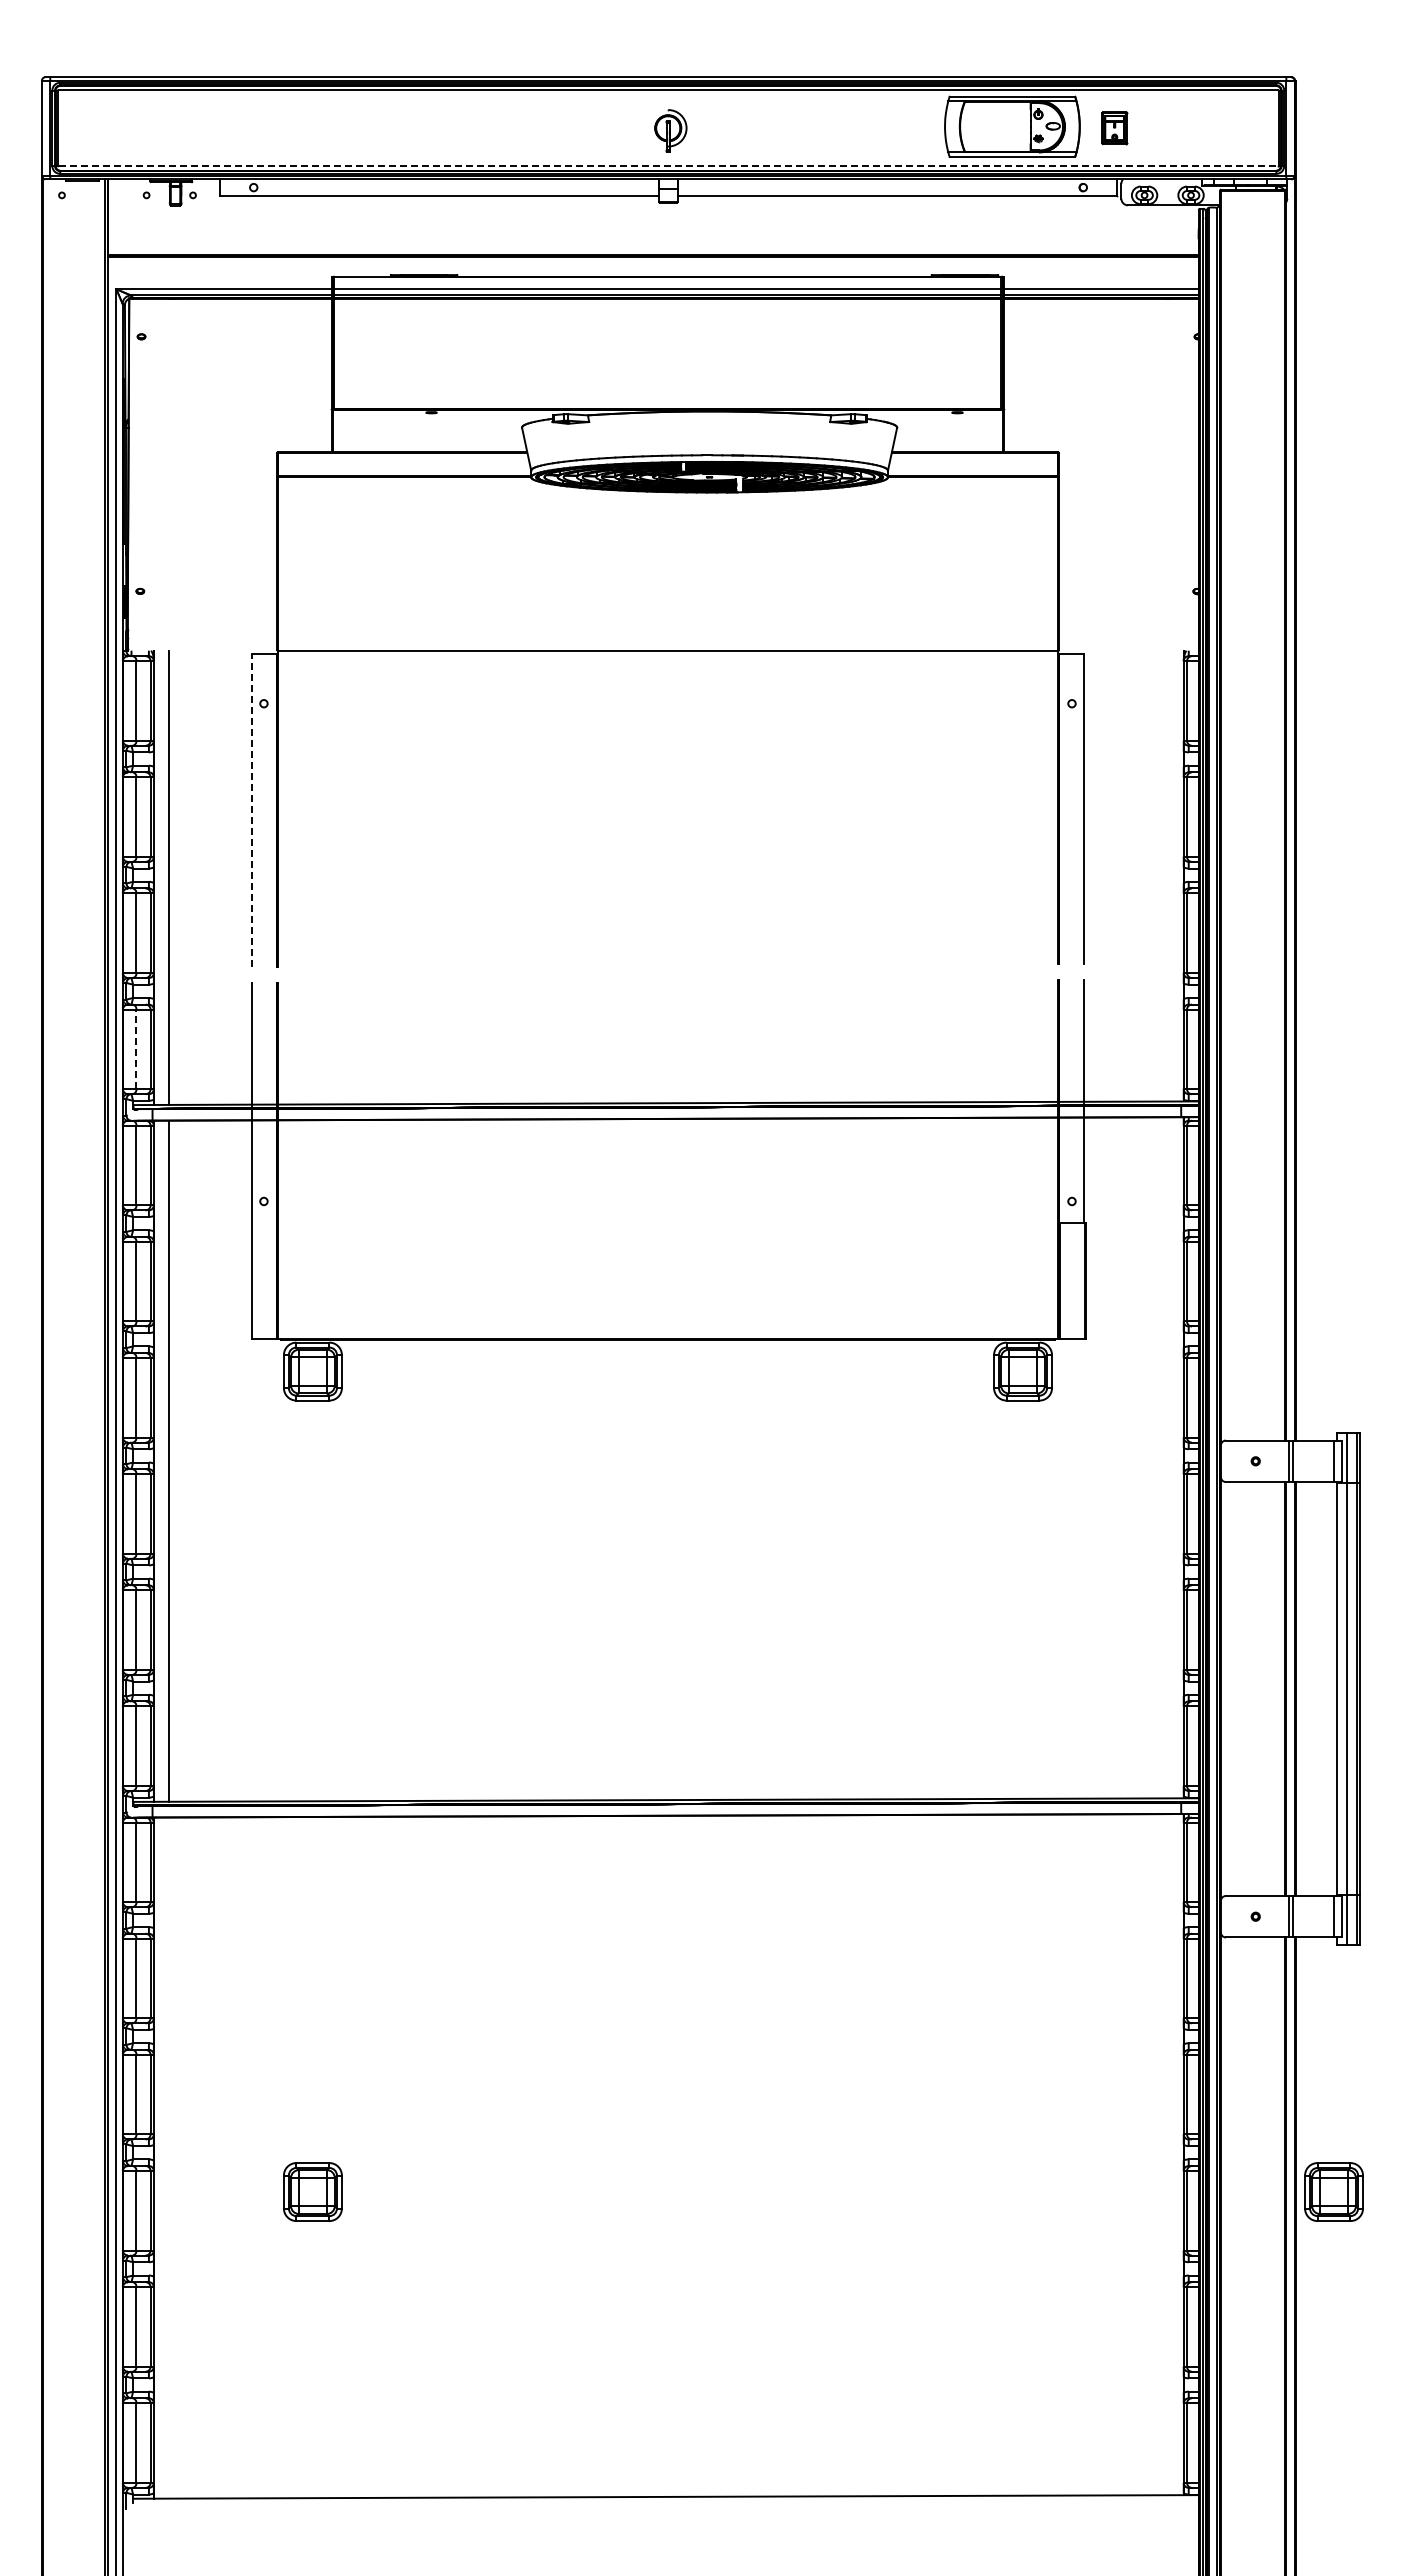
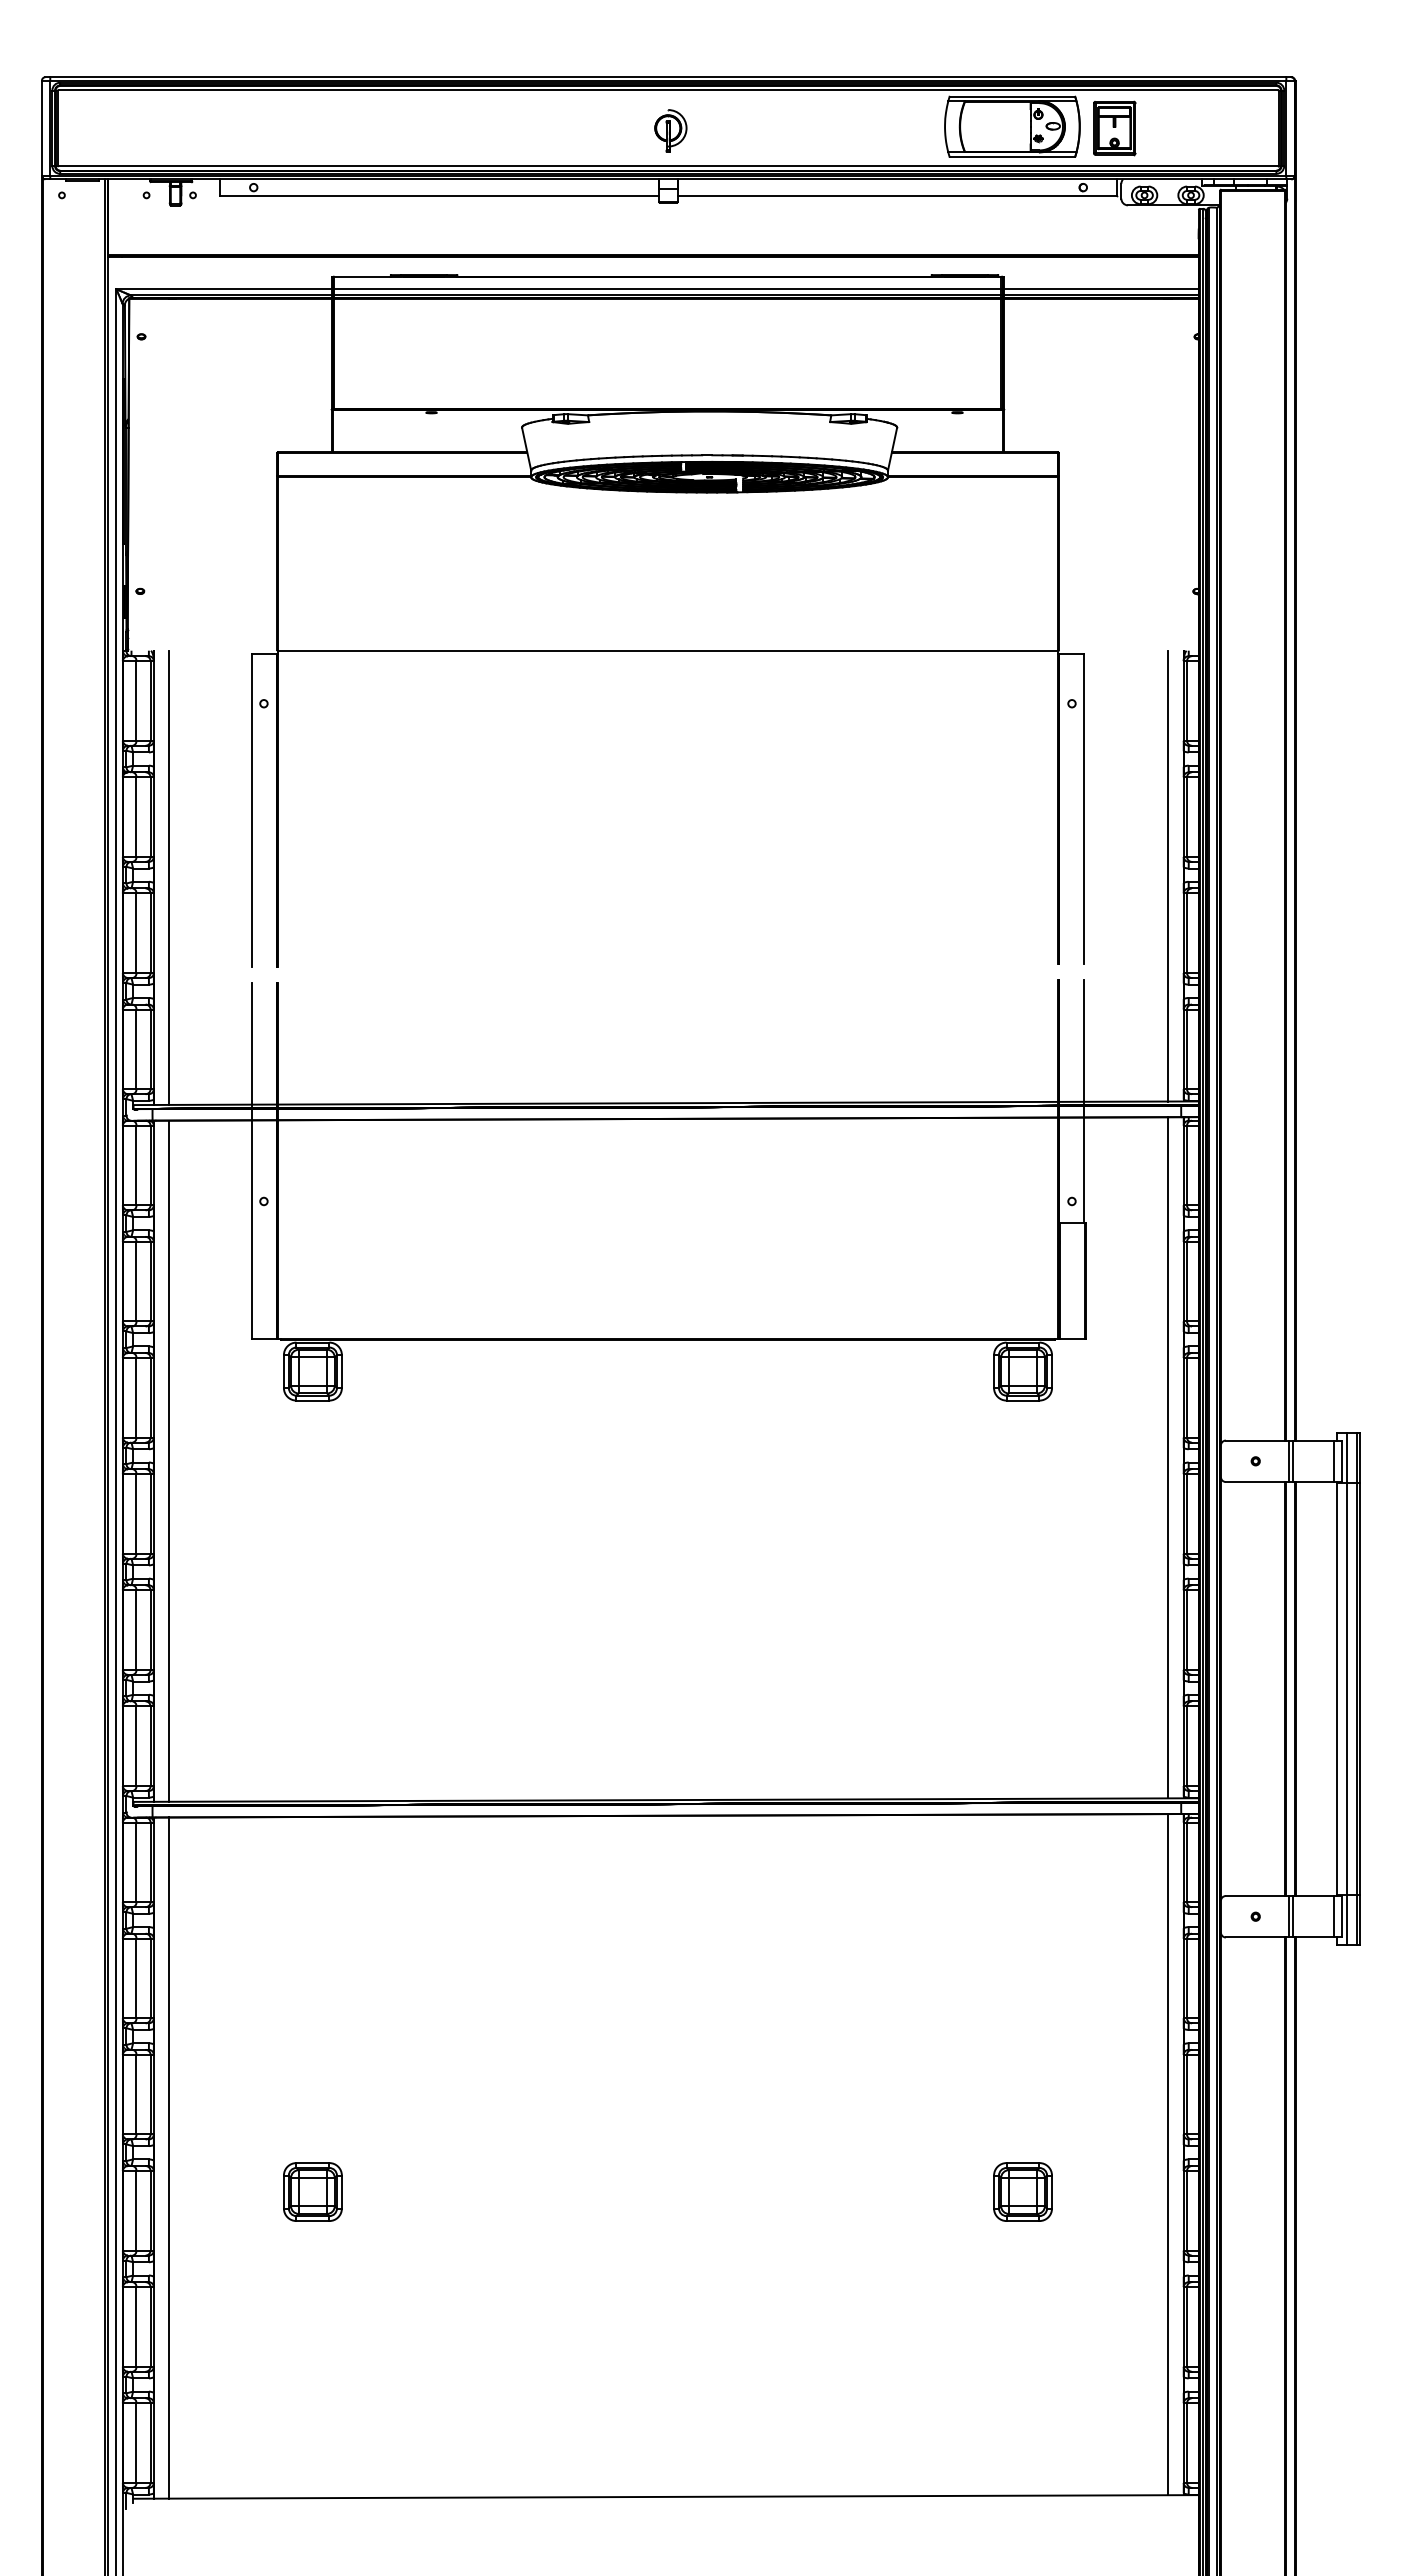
part size: 28x35 px -> 44x57 px (1114, 128)
line: dashed -> solid (668, 166)
line: dashed -> solid (252, 810)
line: none -> present (1168, 875)
line: dashed -> solid (136, 1049)
line: none -> present (1168, 1457)
line: none -> present (1168, 2154)
line: none -> present (169, 2157)
part position: (1333, 2191) -> (1022, 2191) (1022, 2191)
